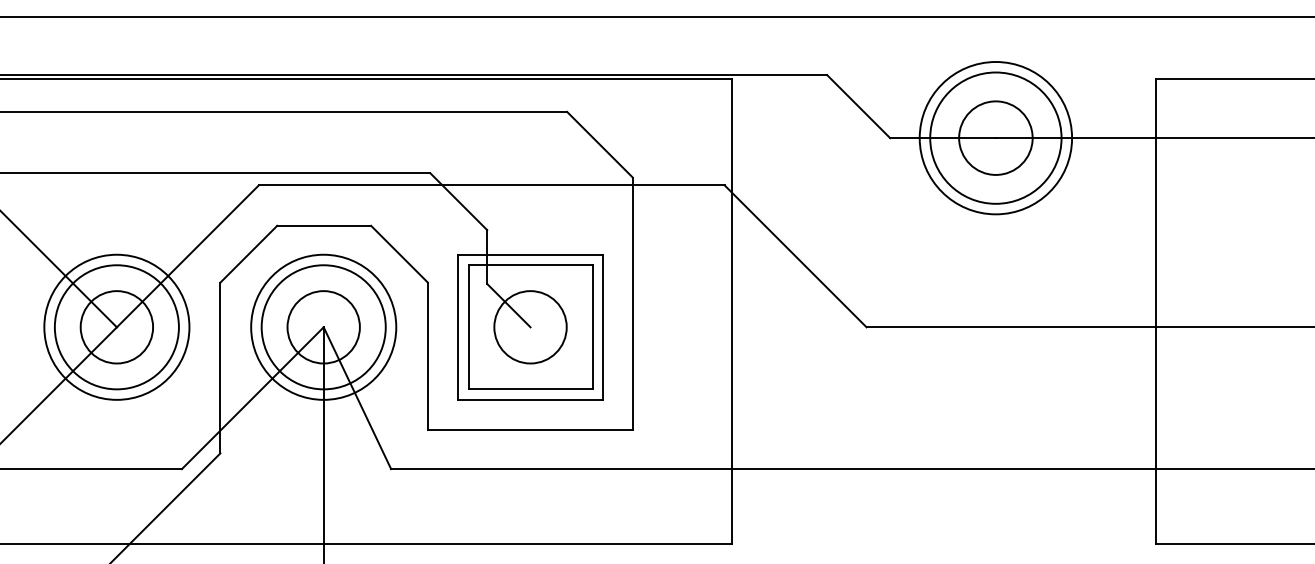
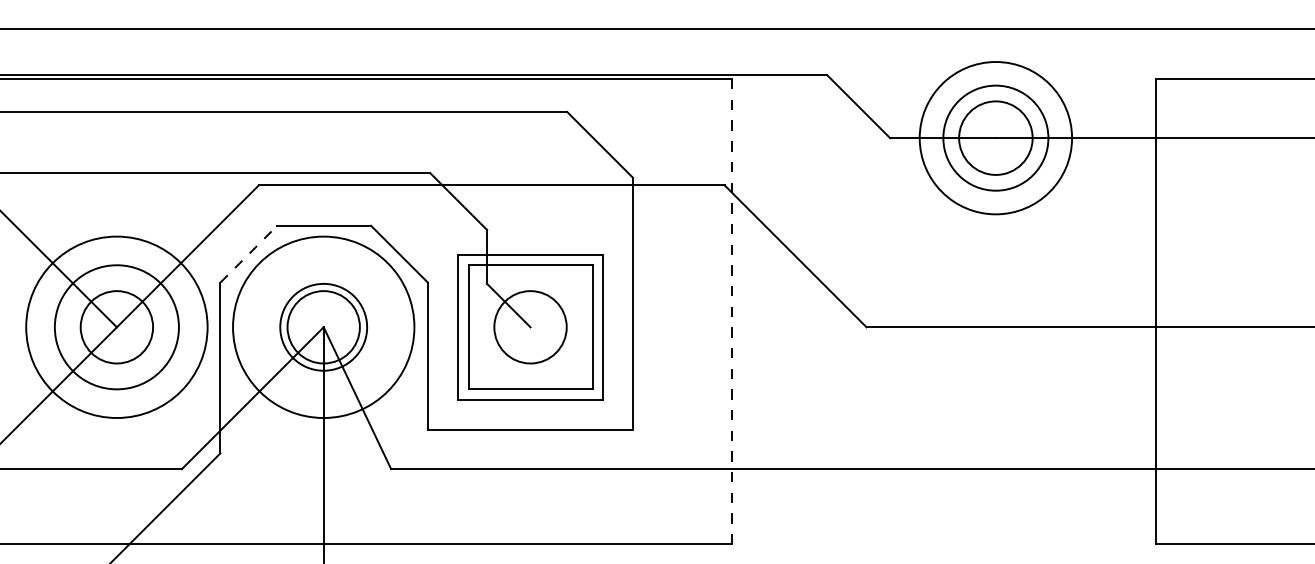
line position: (656, 17) -> (656, 29) (656, 29)
circle diameter: 131 px -> 105 px (995, 137)
line: solid -> dashed (249, 253)
line: solid -> dashed (732, 311)
circle diameter: 145 px -> 181 px (116, 327)
circle diameter: 145 px -> 181 px (323, 327)
circle diameter: 124 px -> 87 px (323, 326)
